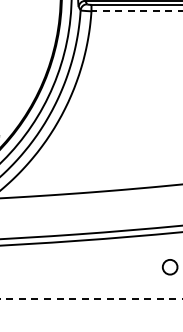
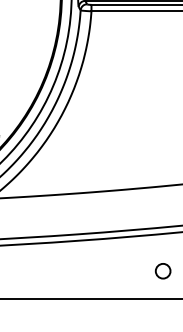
line: dashed -> solid (136, 11)
circle position: (169, 267) -> (162, 271) (162, 271)
line: dashed -> solid (91, 299)
